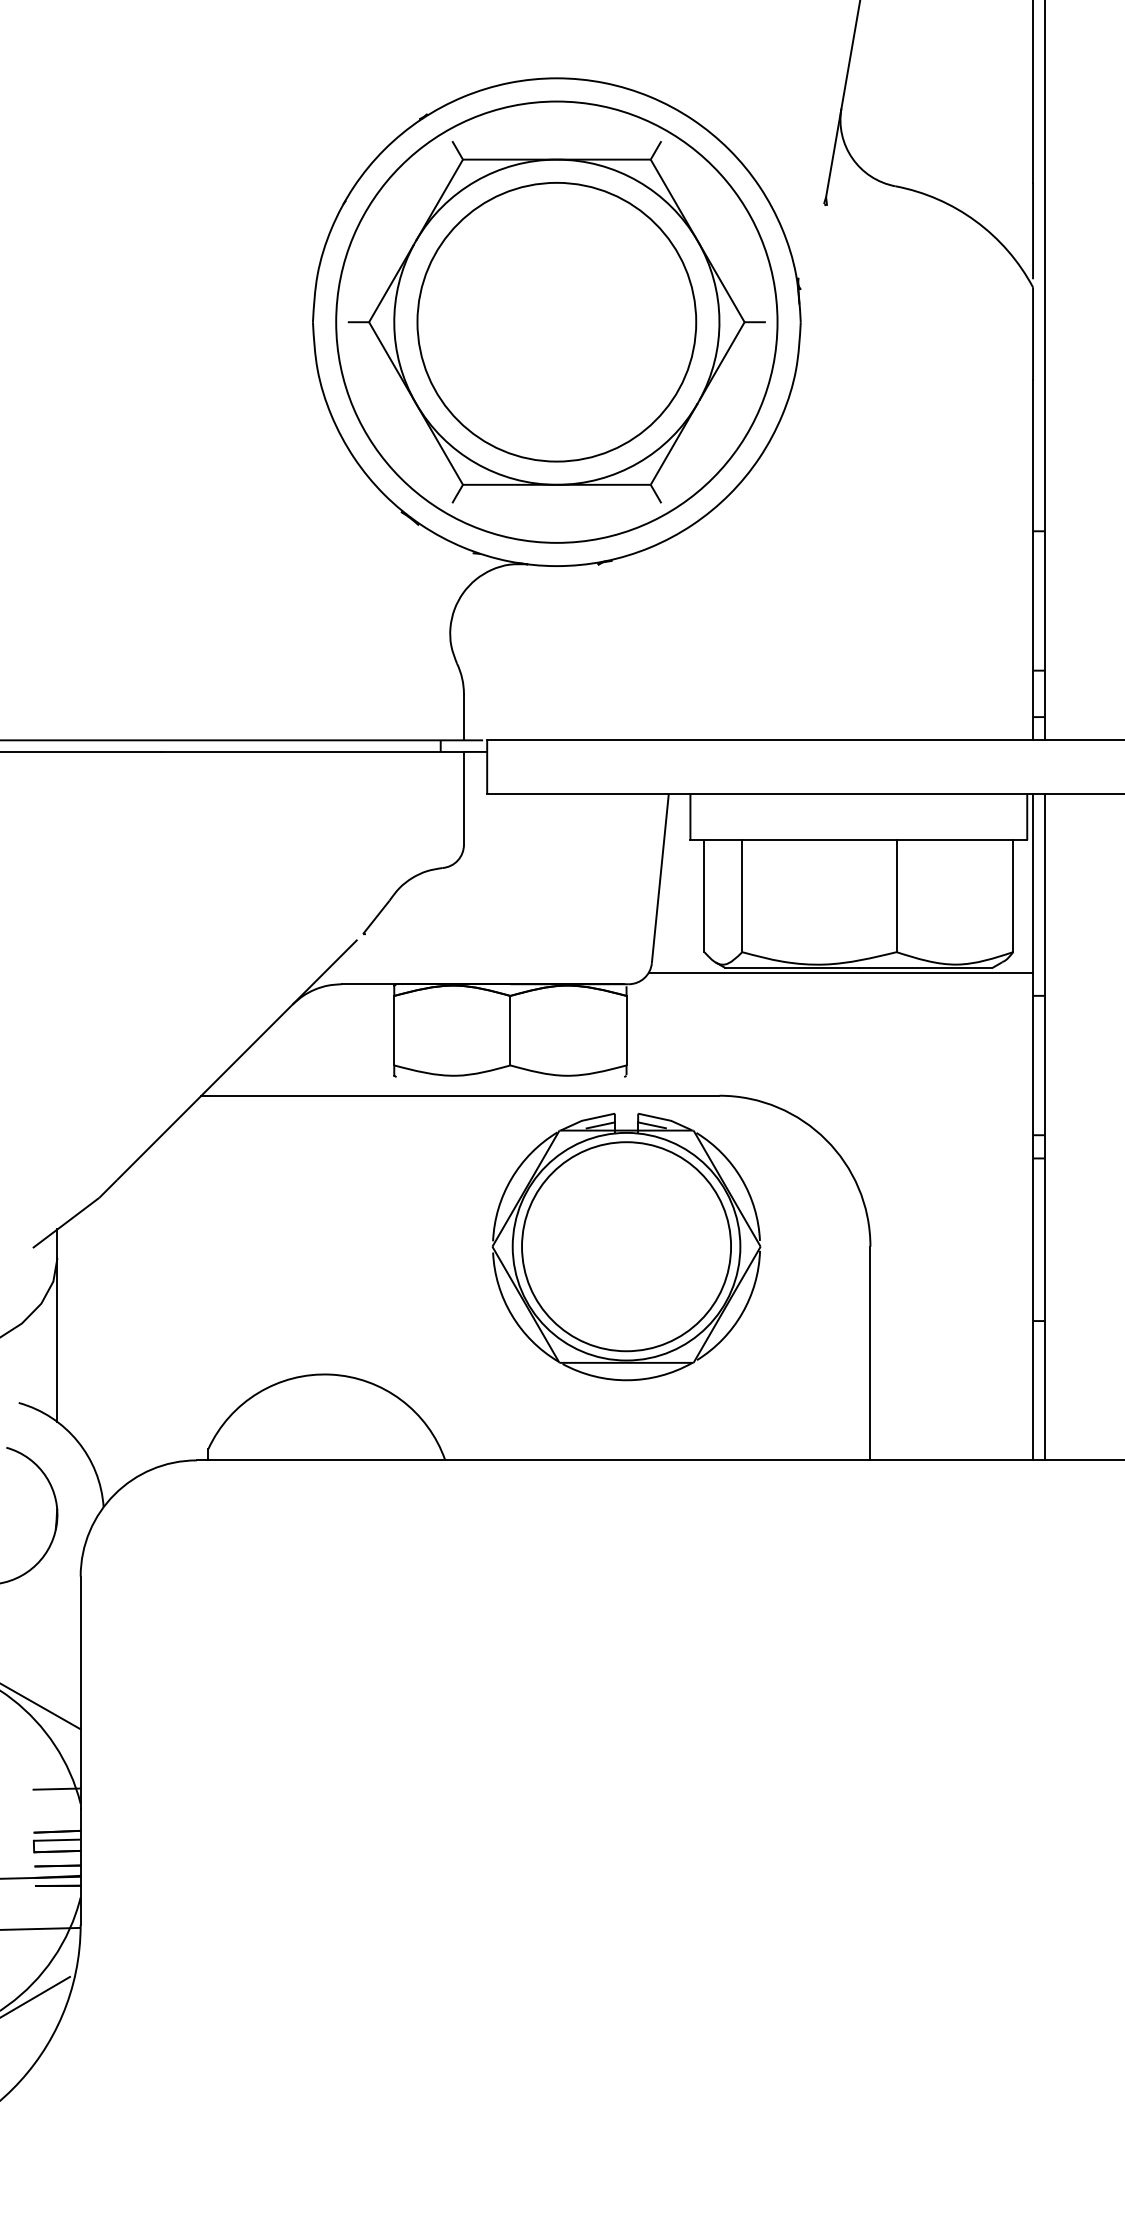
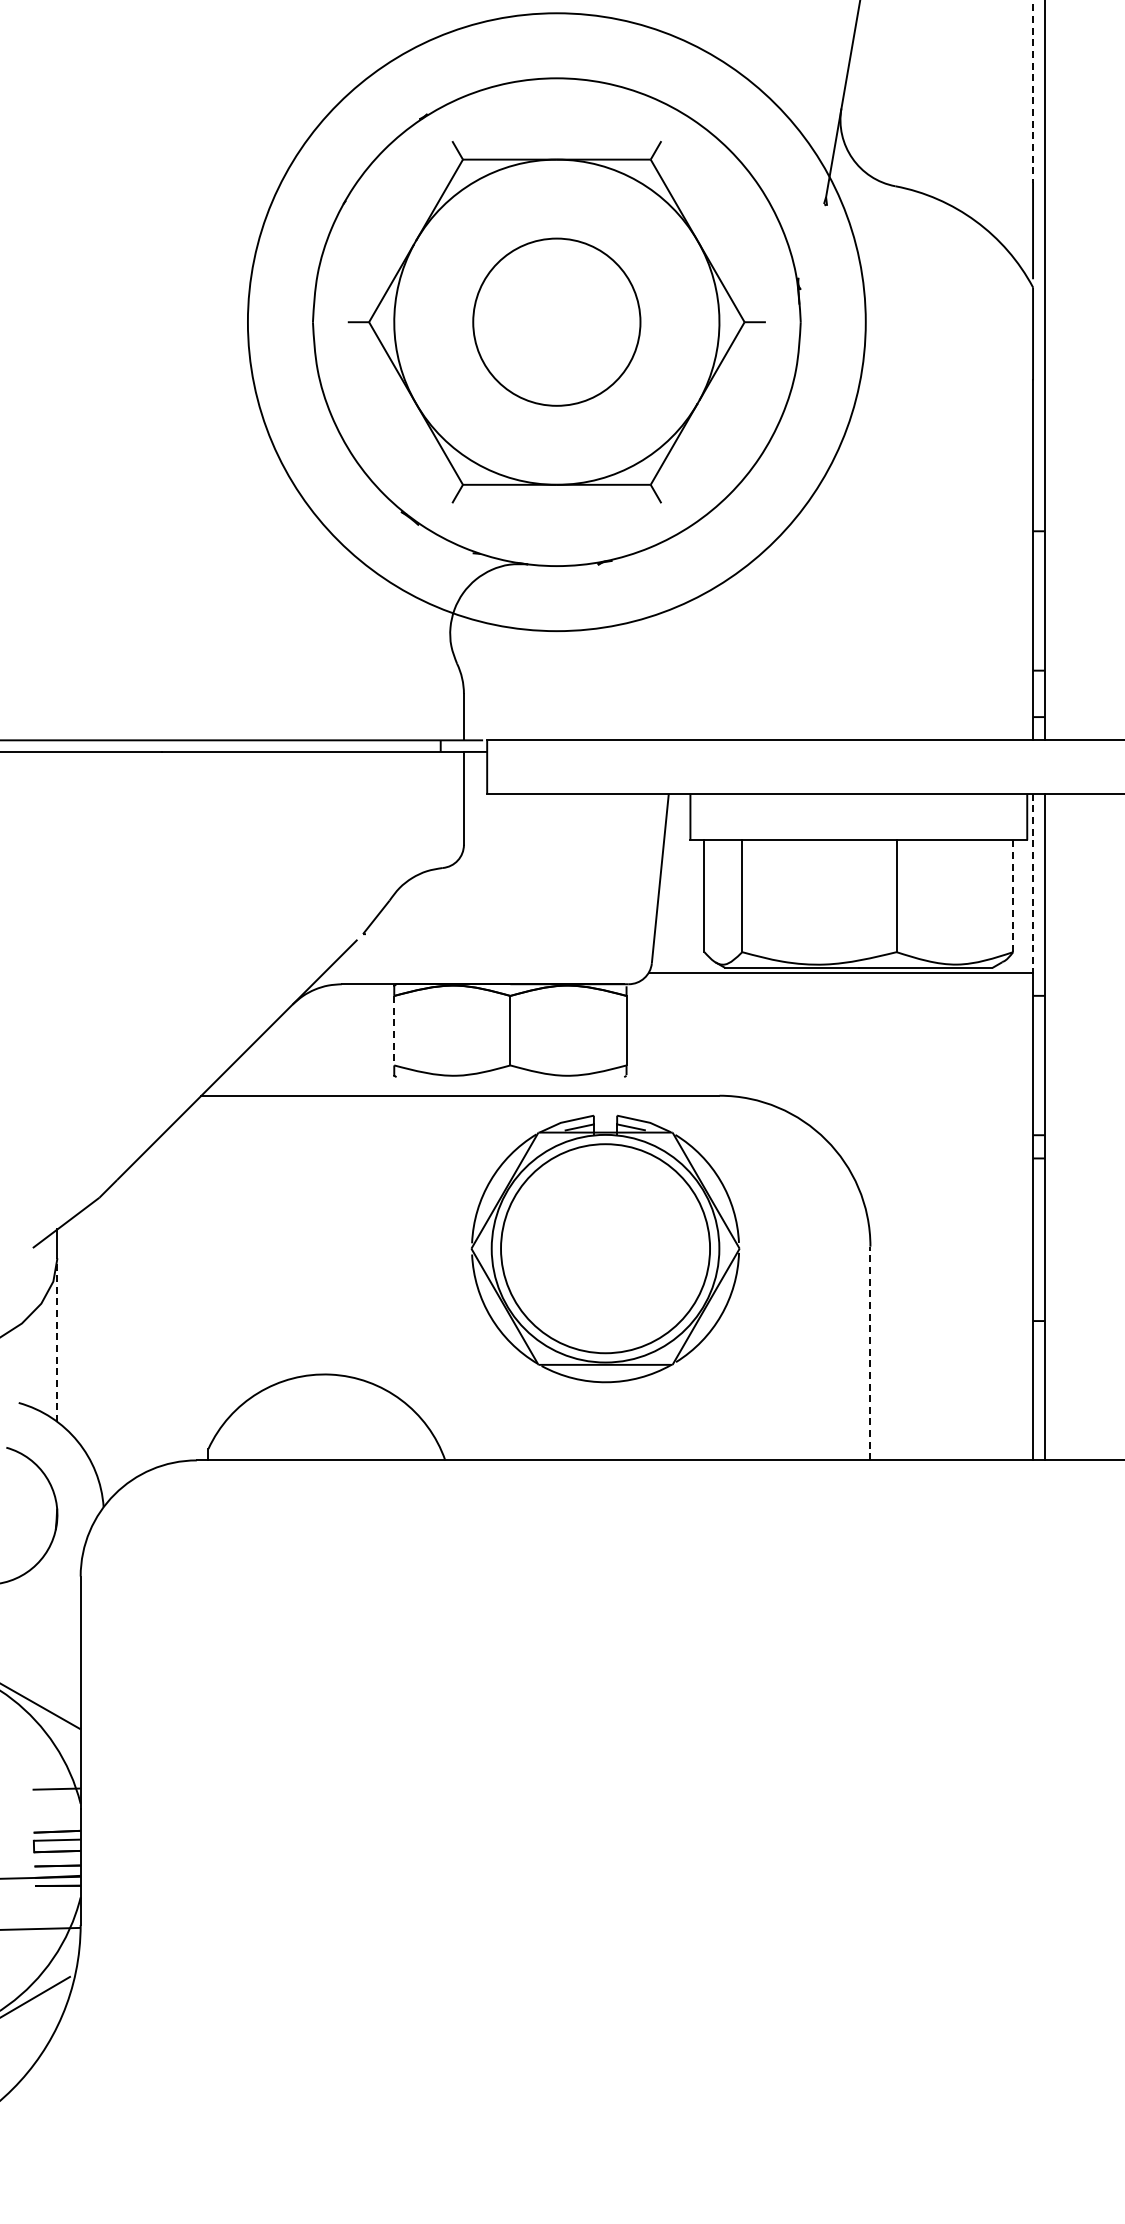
line: solid -> dashed (1033, 91)
circle diameter: 279 px -> 167 px (556, 321)
circle diameter: 441 px -> 618 px (556, 322)
line: solid -> dashed (1033, 883)
line: solid -> dashed (1013, 896)
line: solid -> dashed (394, 1030)
part position: (626, 1246) -> (605, 1248) (605, 1248)
line: solid -> dashed (57, 1340)
line: solid -> dashed (870, 1353)
